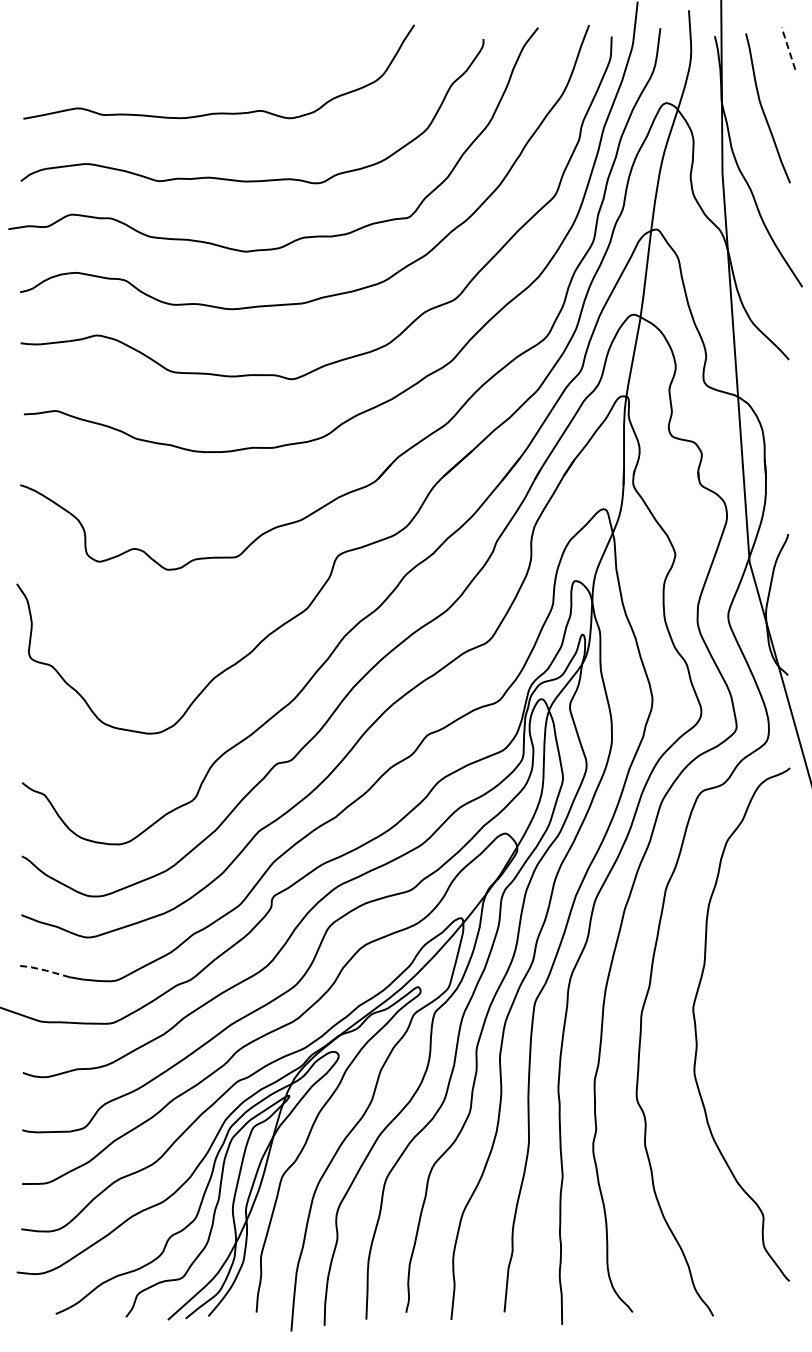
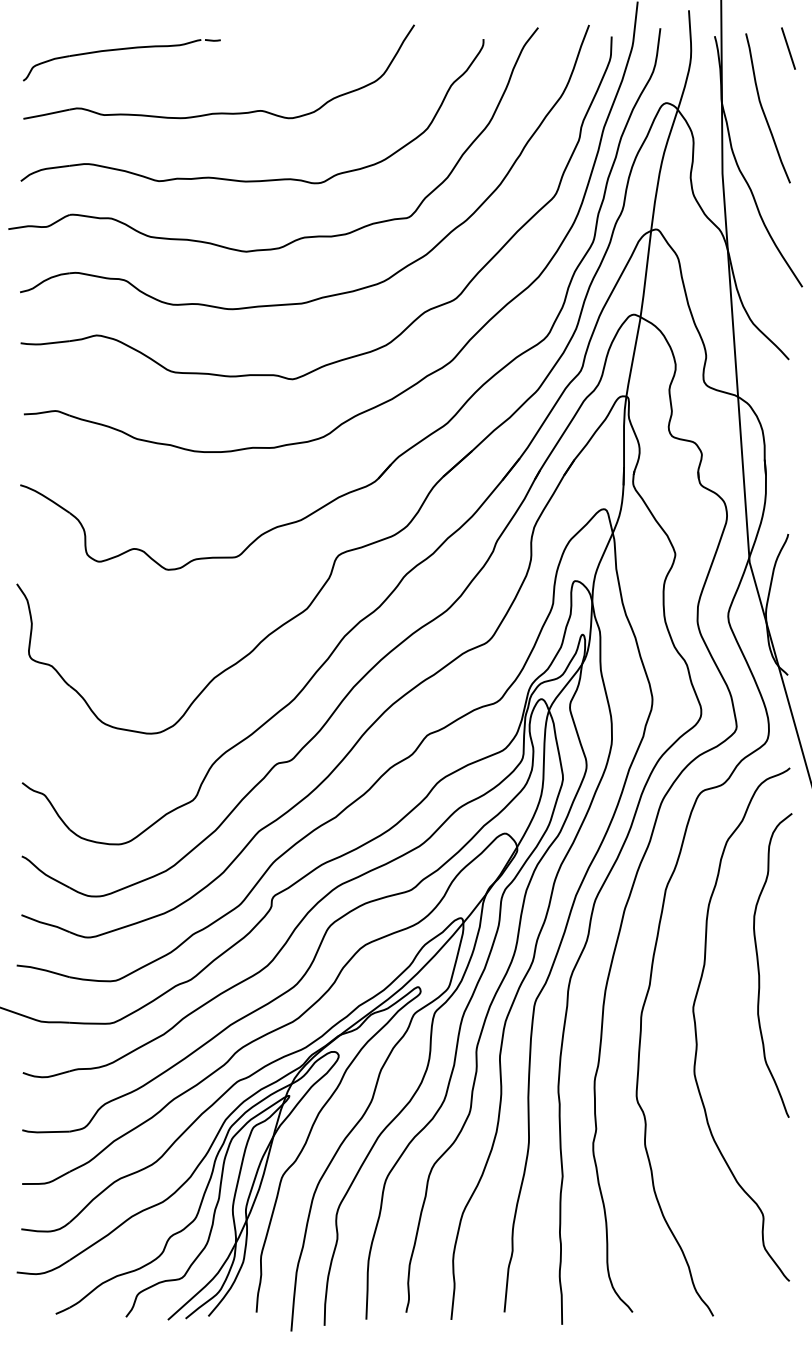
line: dashed -> solid (788, 48)
part: none -> present (120, 50)
curve: none -> present (759, 965)
line: dashed -> solid (43, 969)
